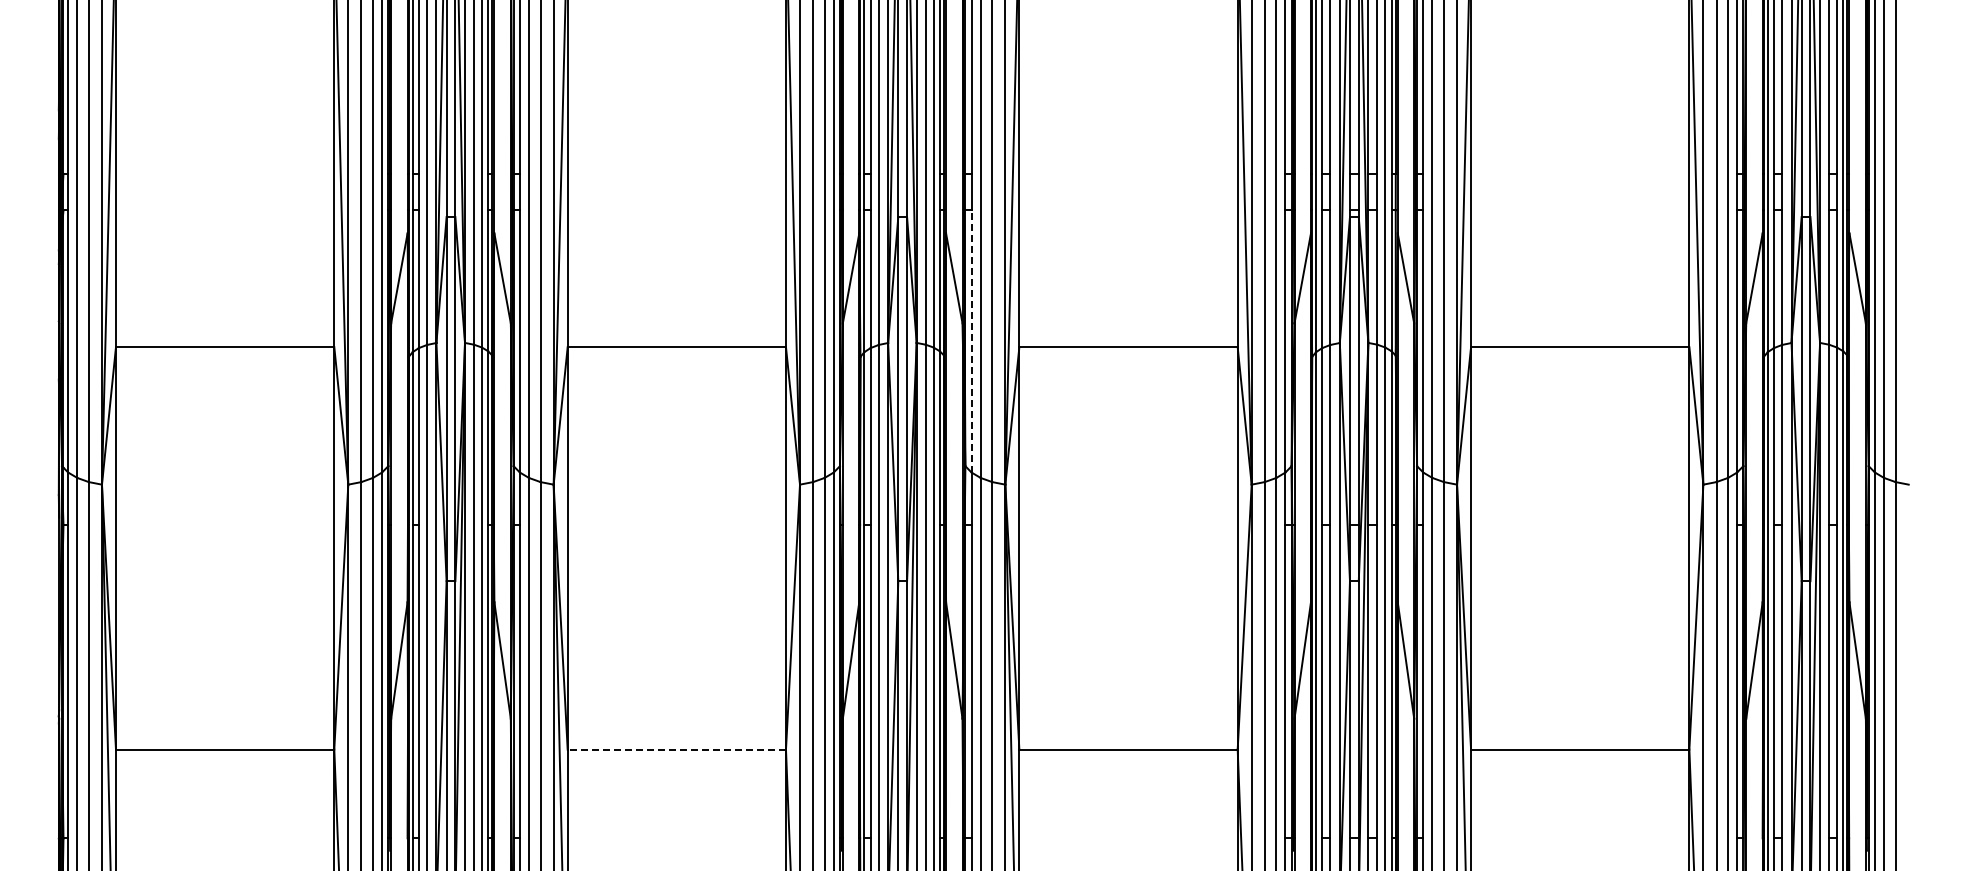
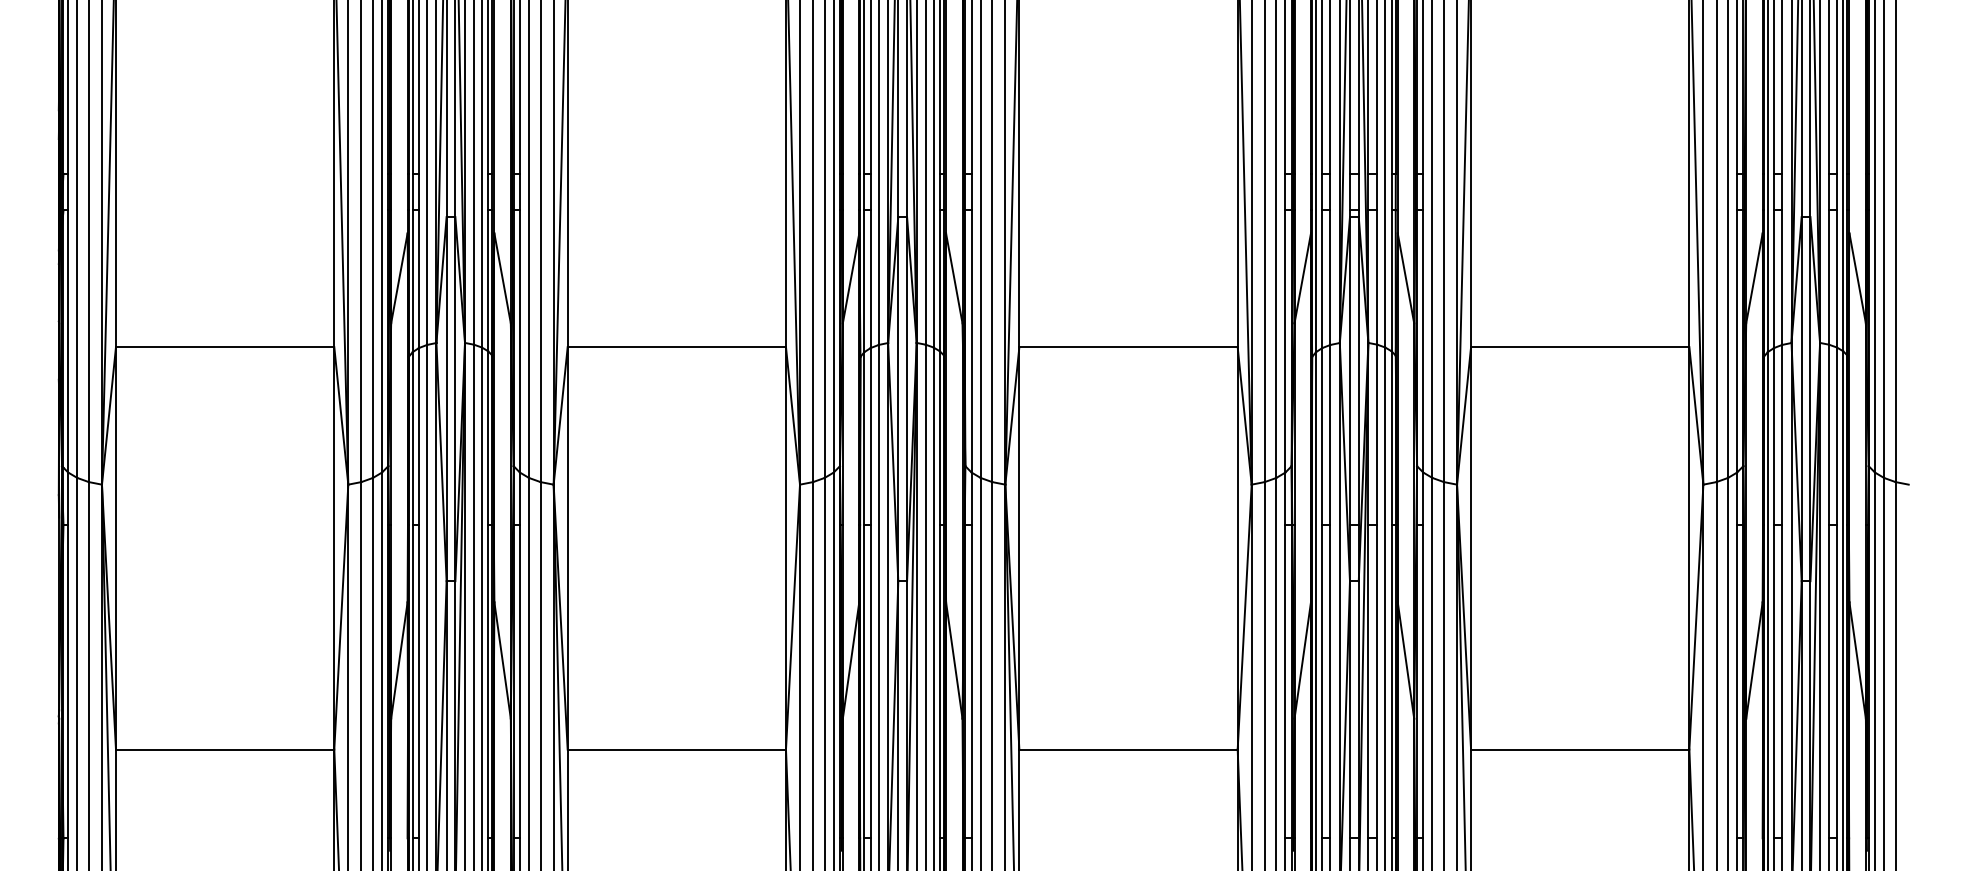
line: dashed -> solid (971, 340)
line: dashed -> solid (676, 749)
